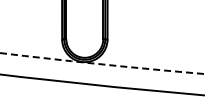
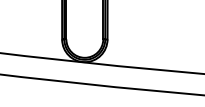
arc: dashed -> solid (102, 64)
